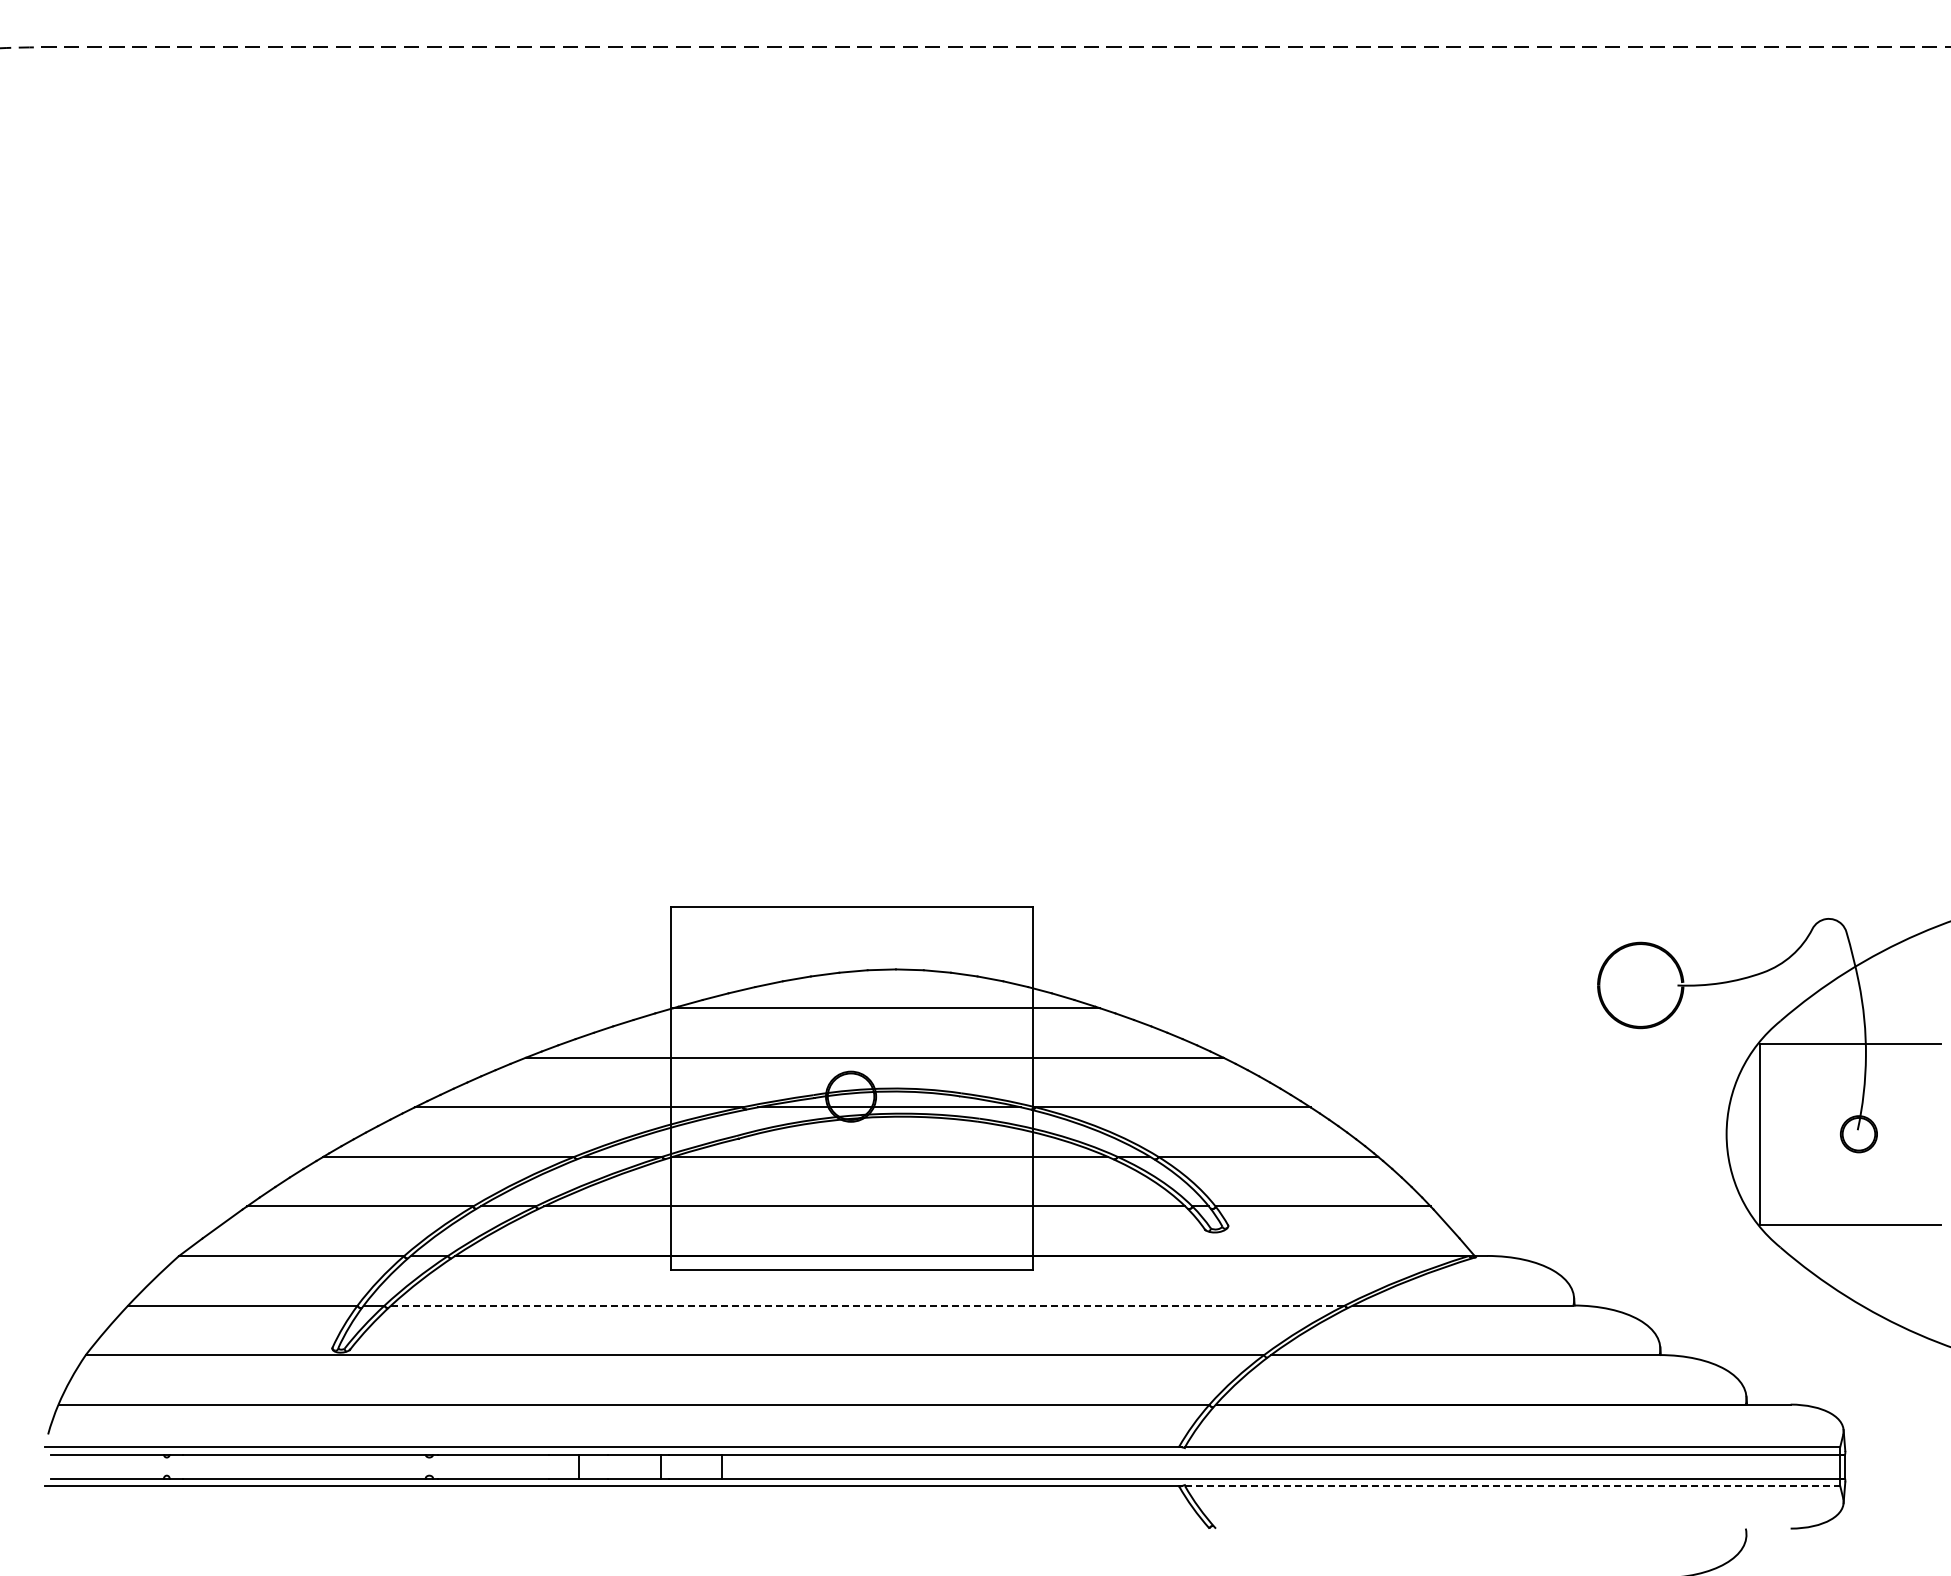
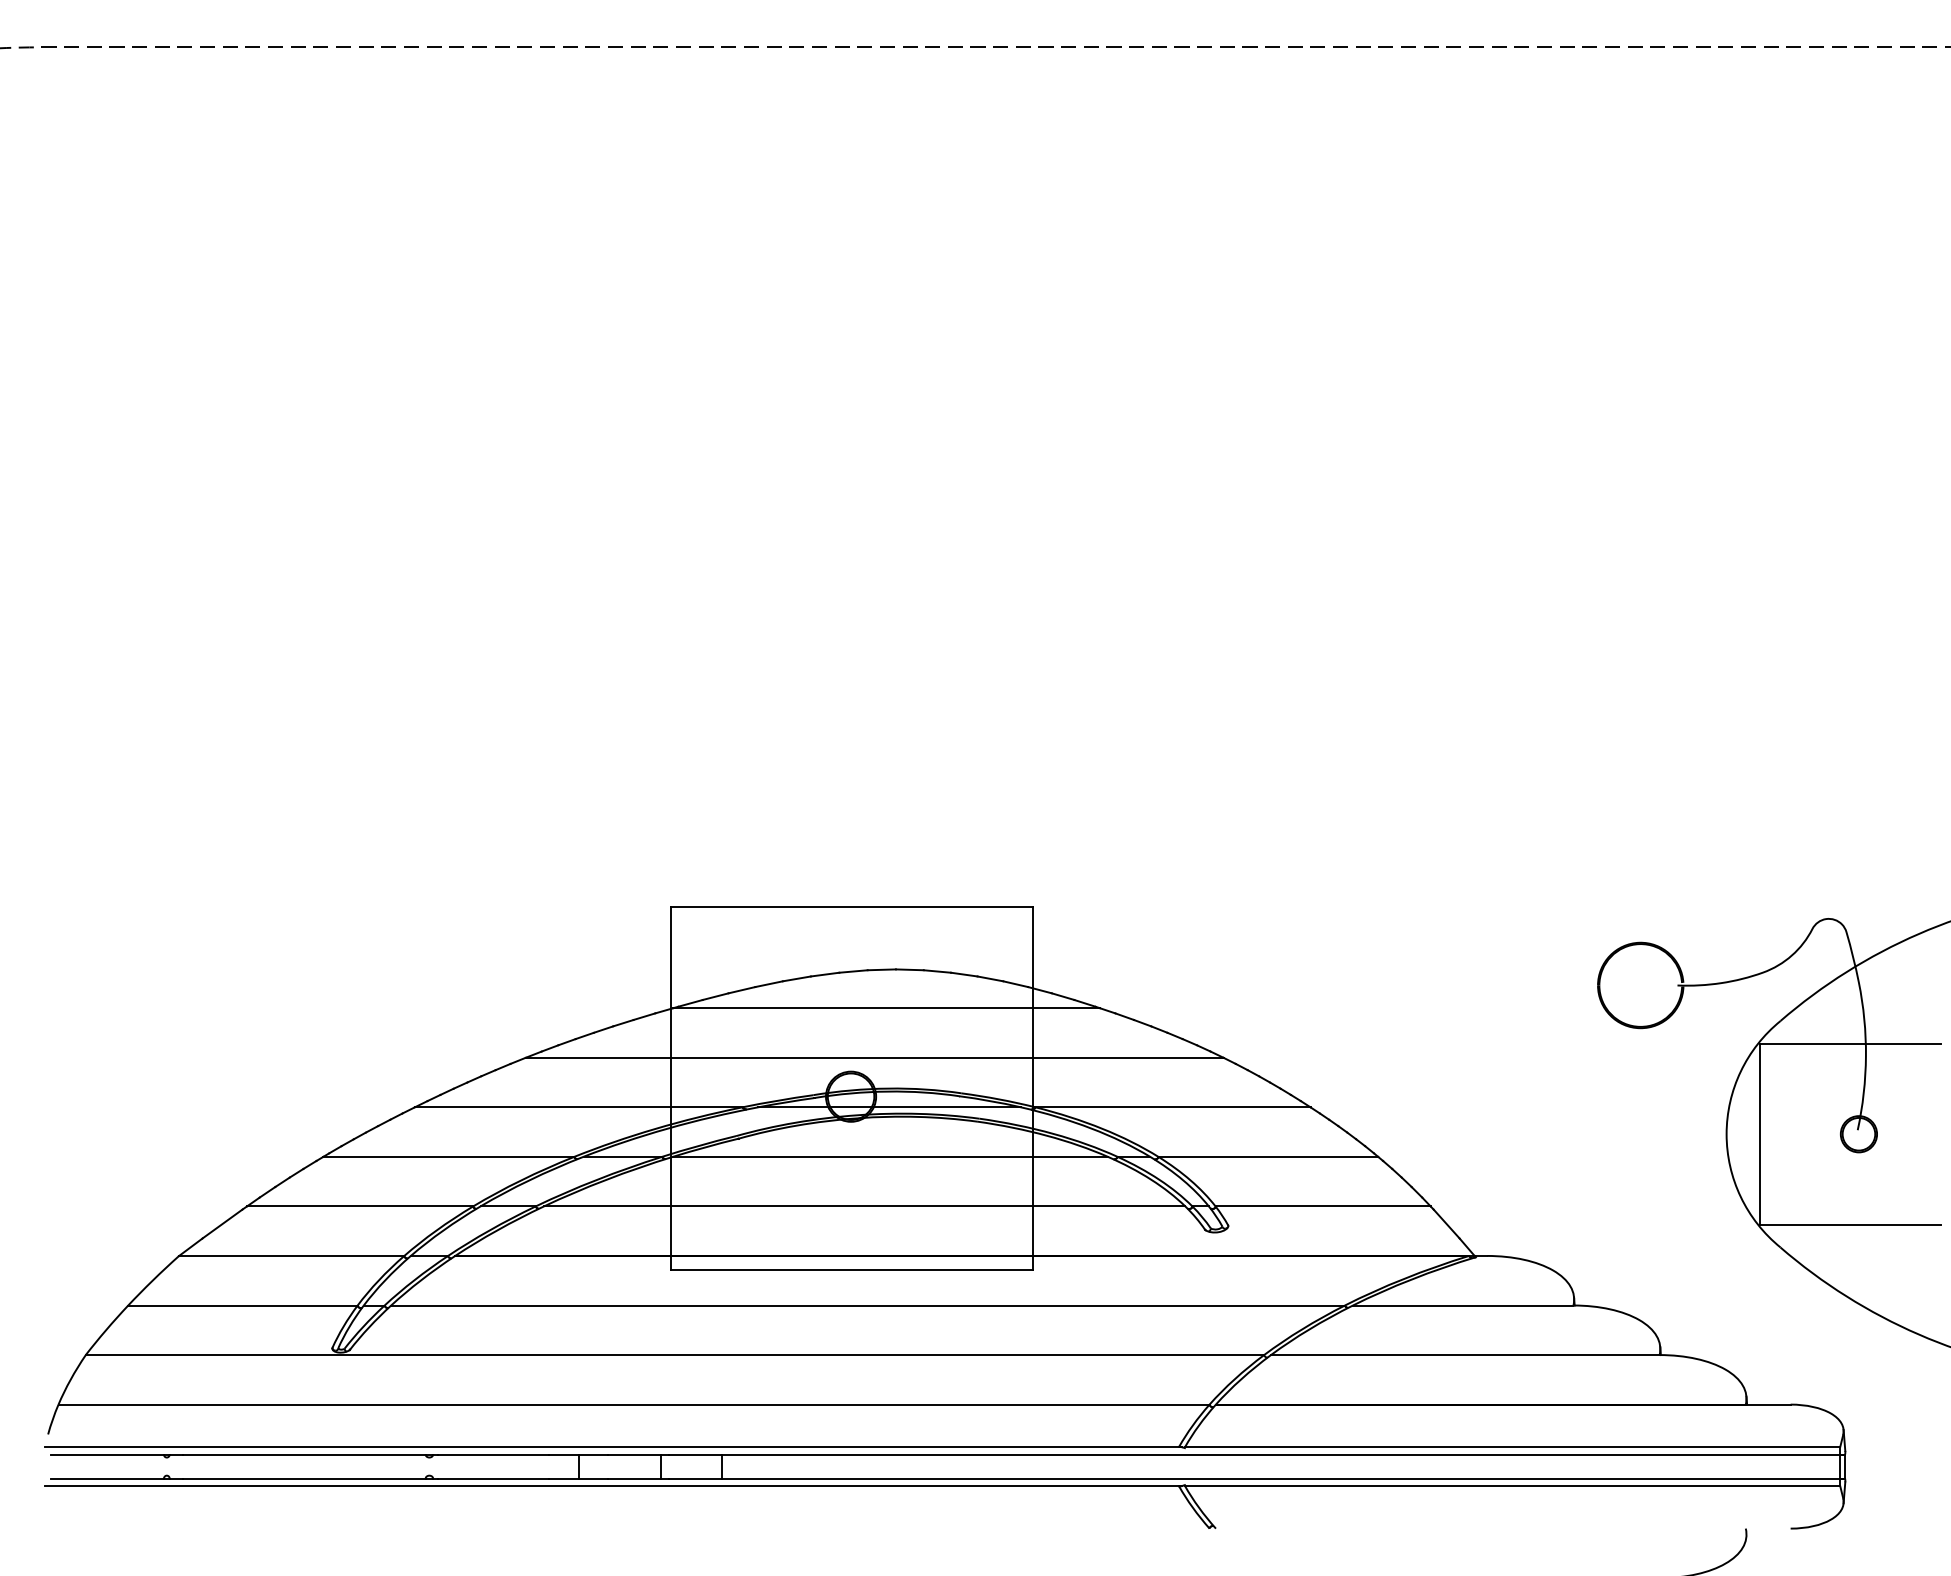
line: dashed -> solid (868, 1305)
line: dashed -> solid (1512, 1486)
